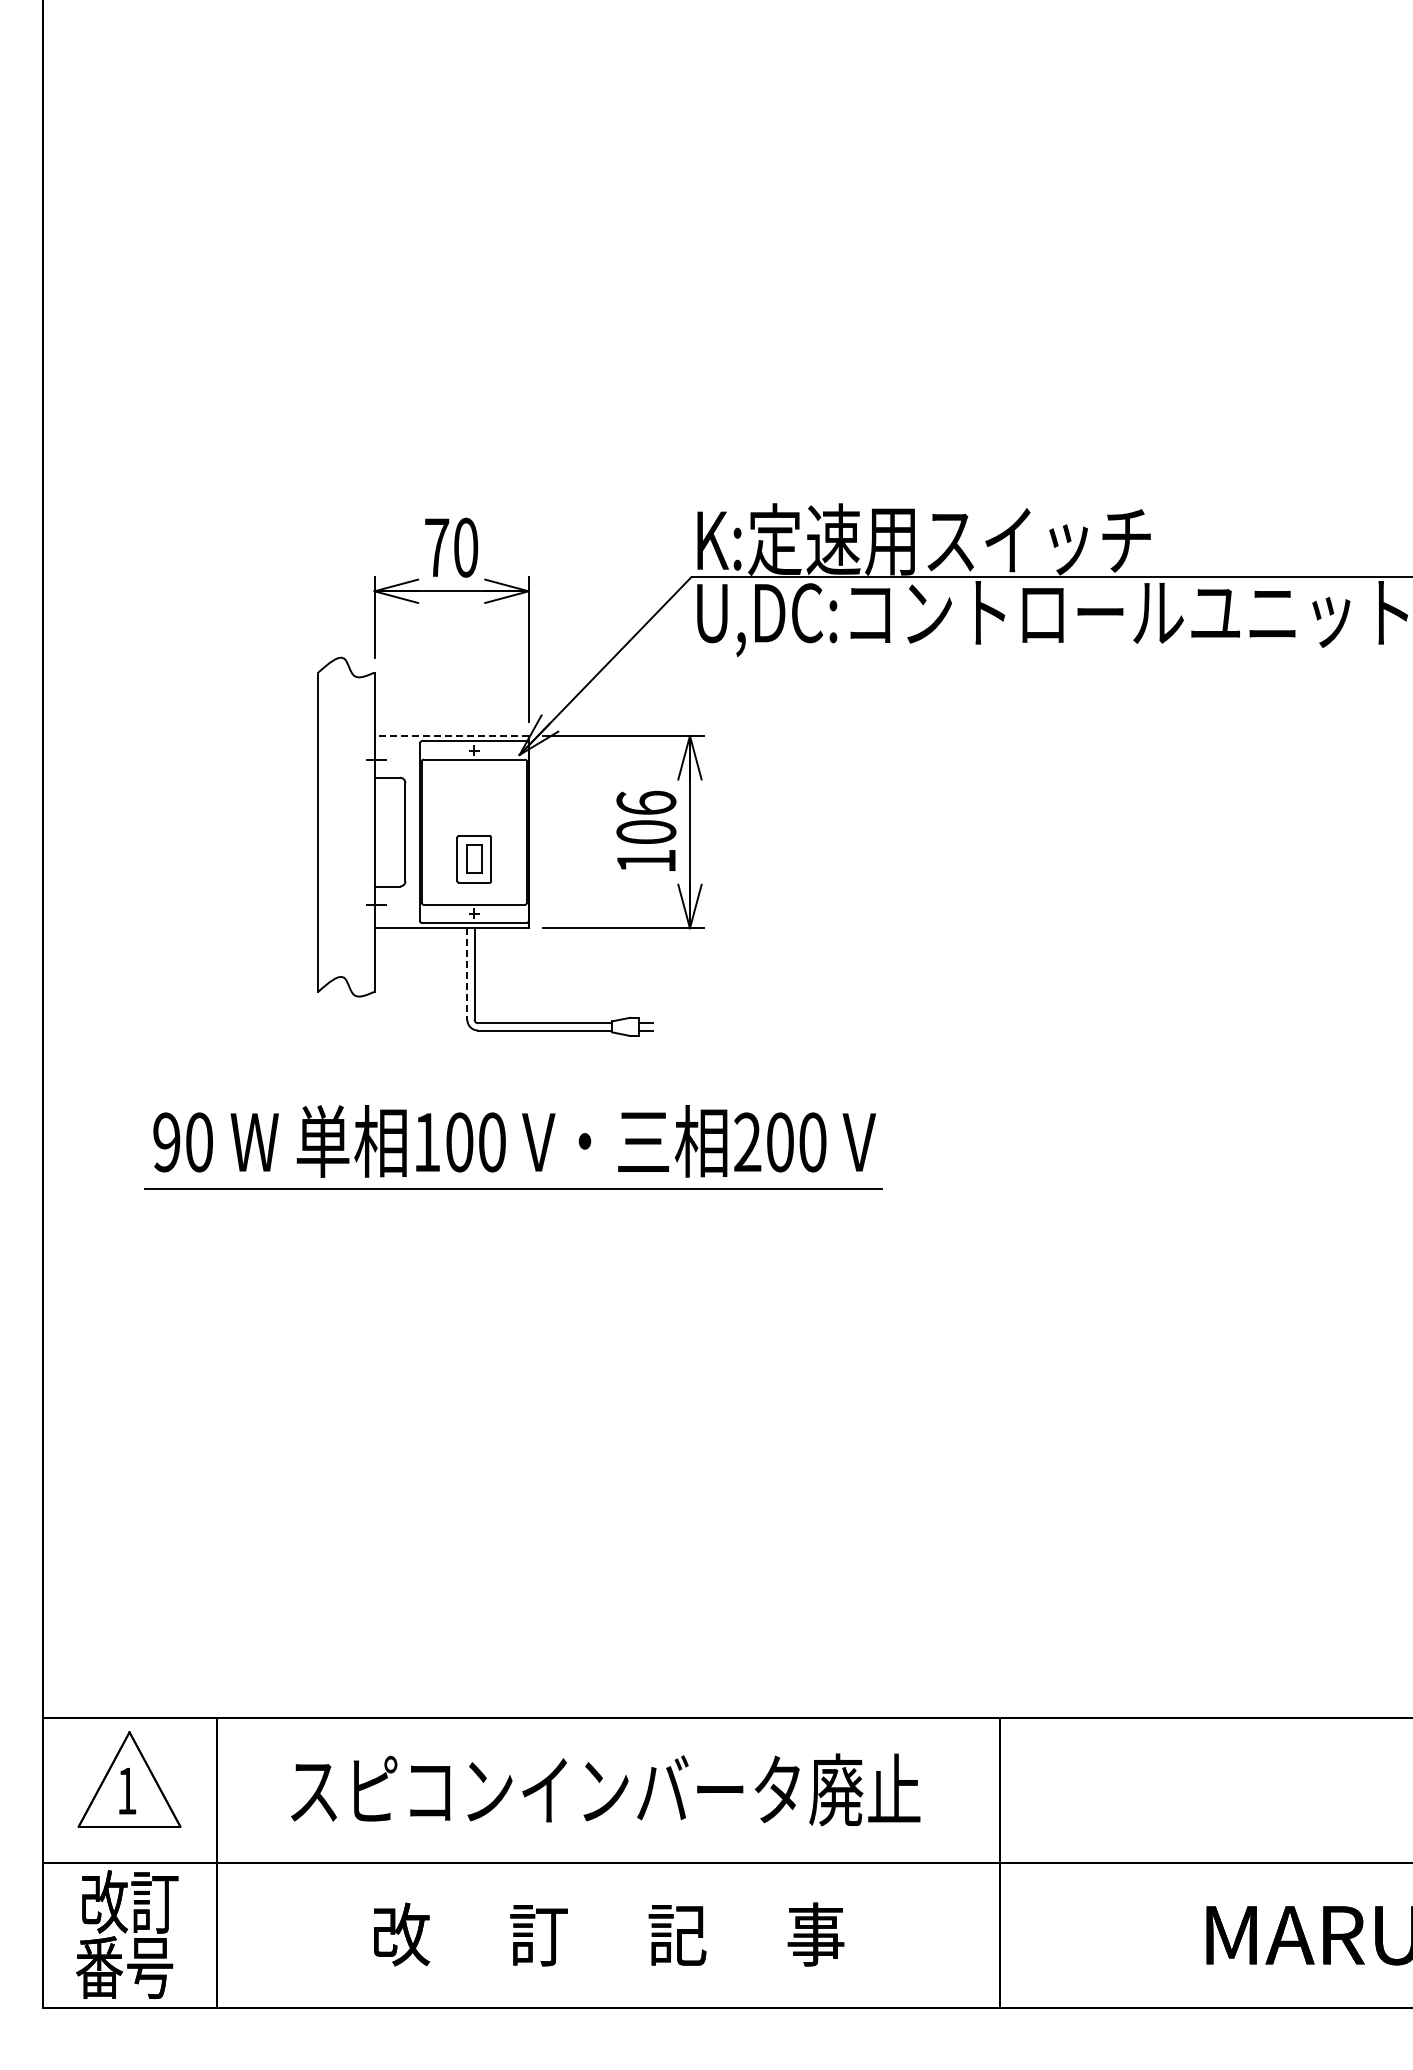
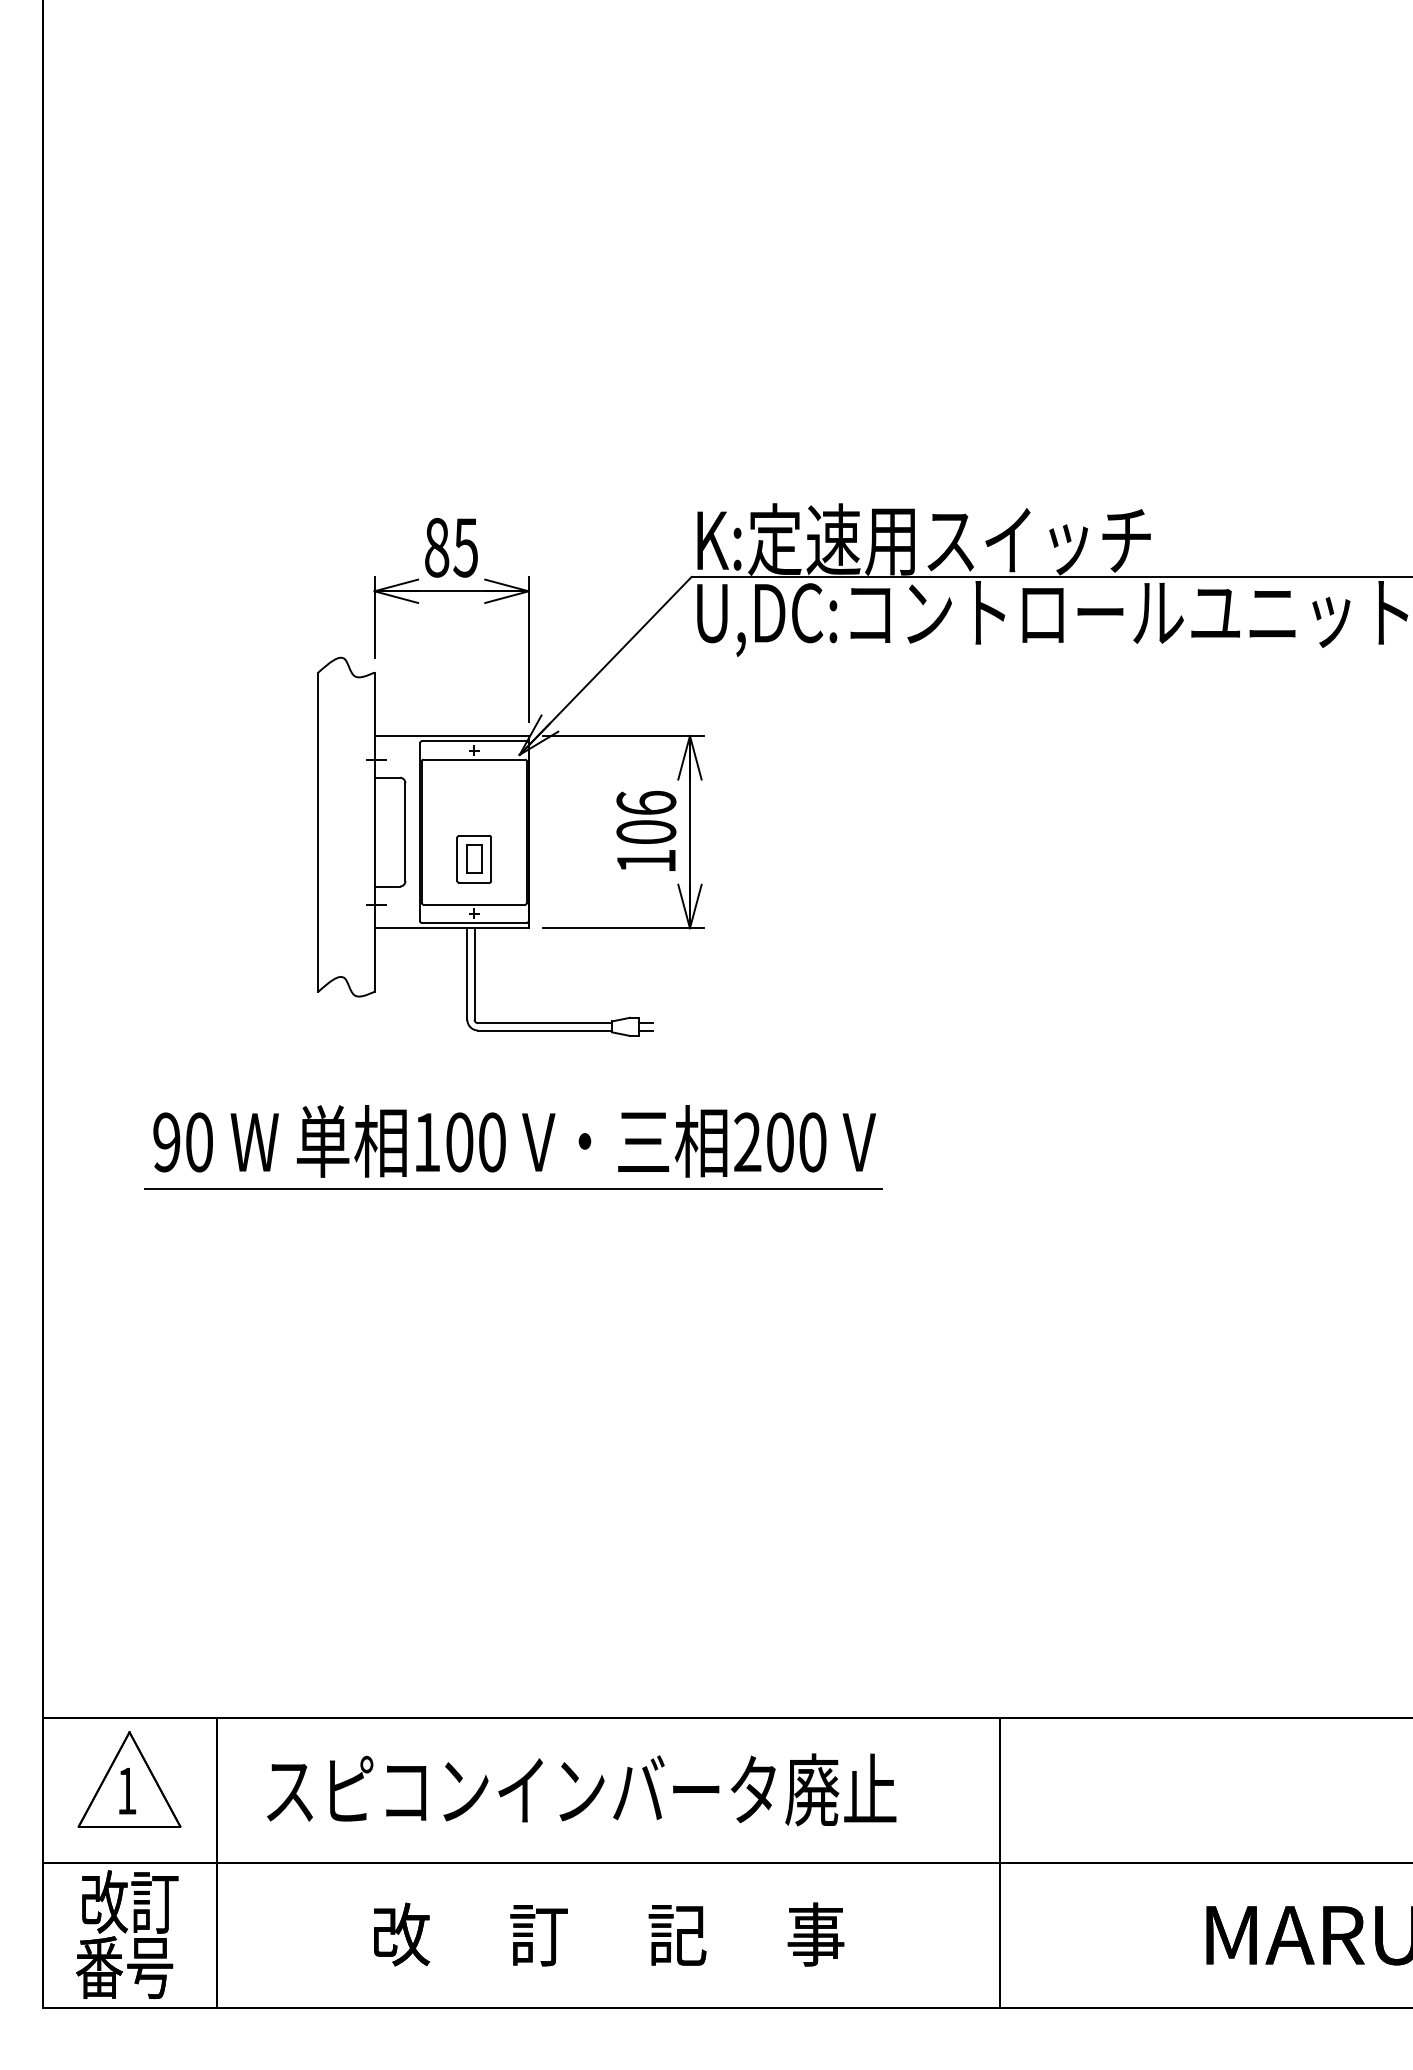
text: 70 -> 85 (451, 547)
line: dashed -> solid (451, 736)
line: dashed -> solid (467, 973)
text position: (605, 1789) -> (581, 1789) (581, 1789)
